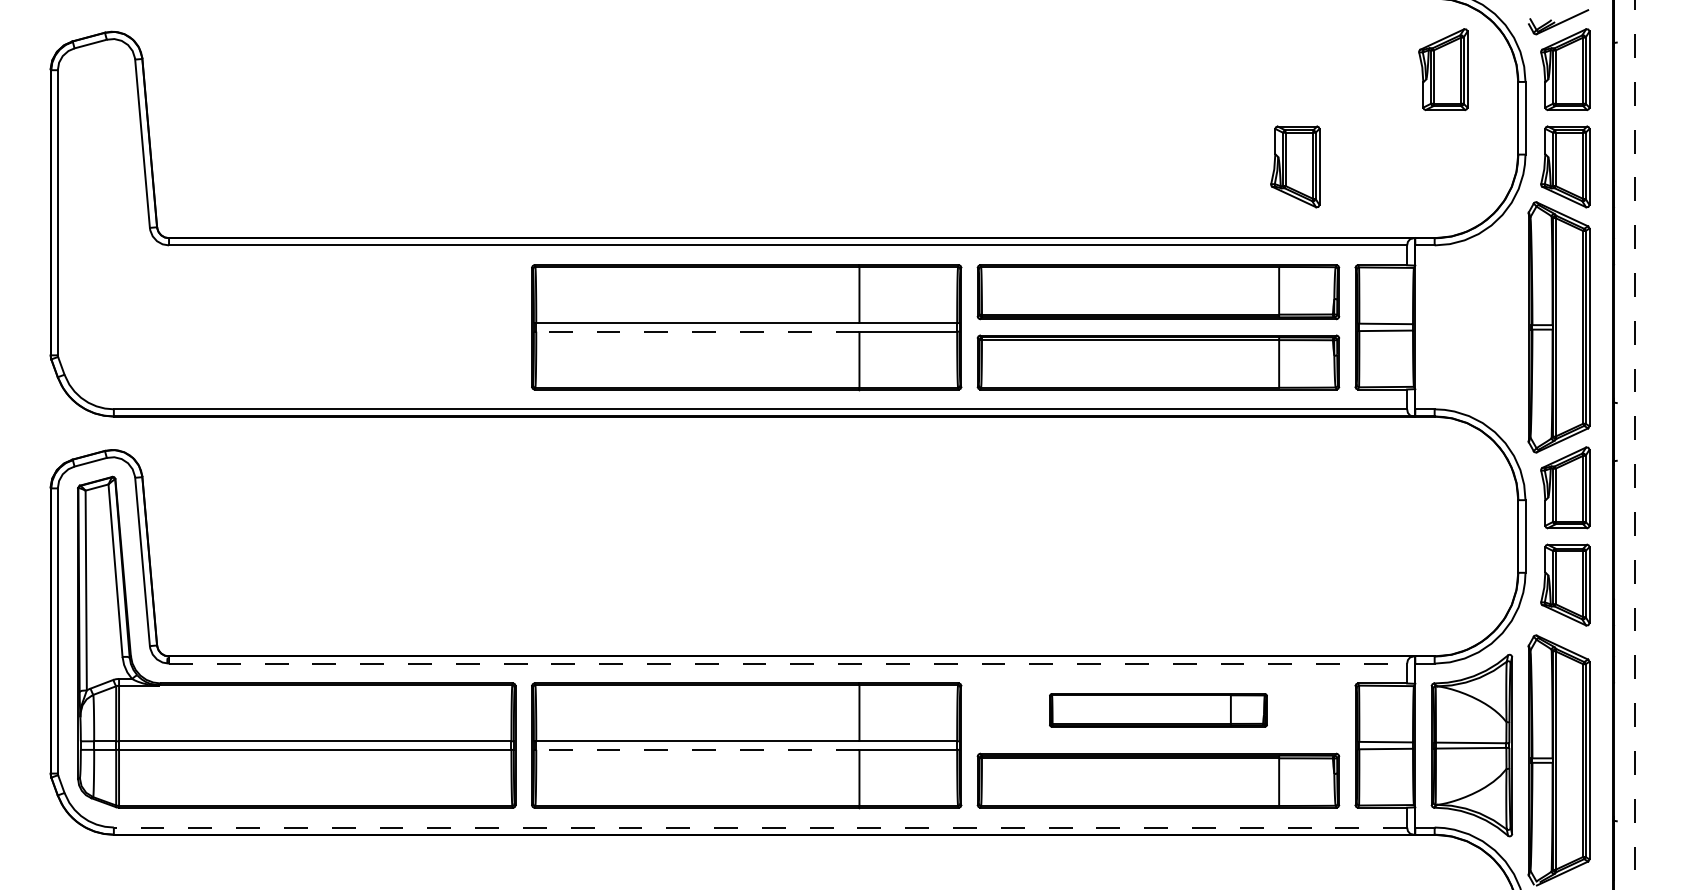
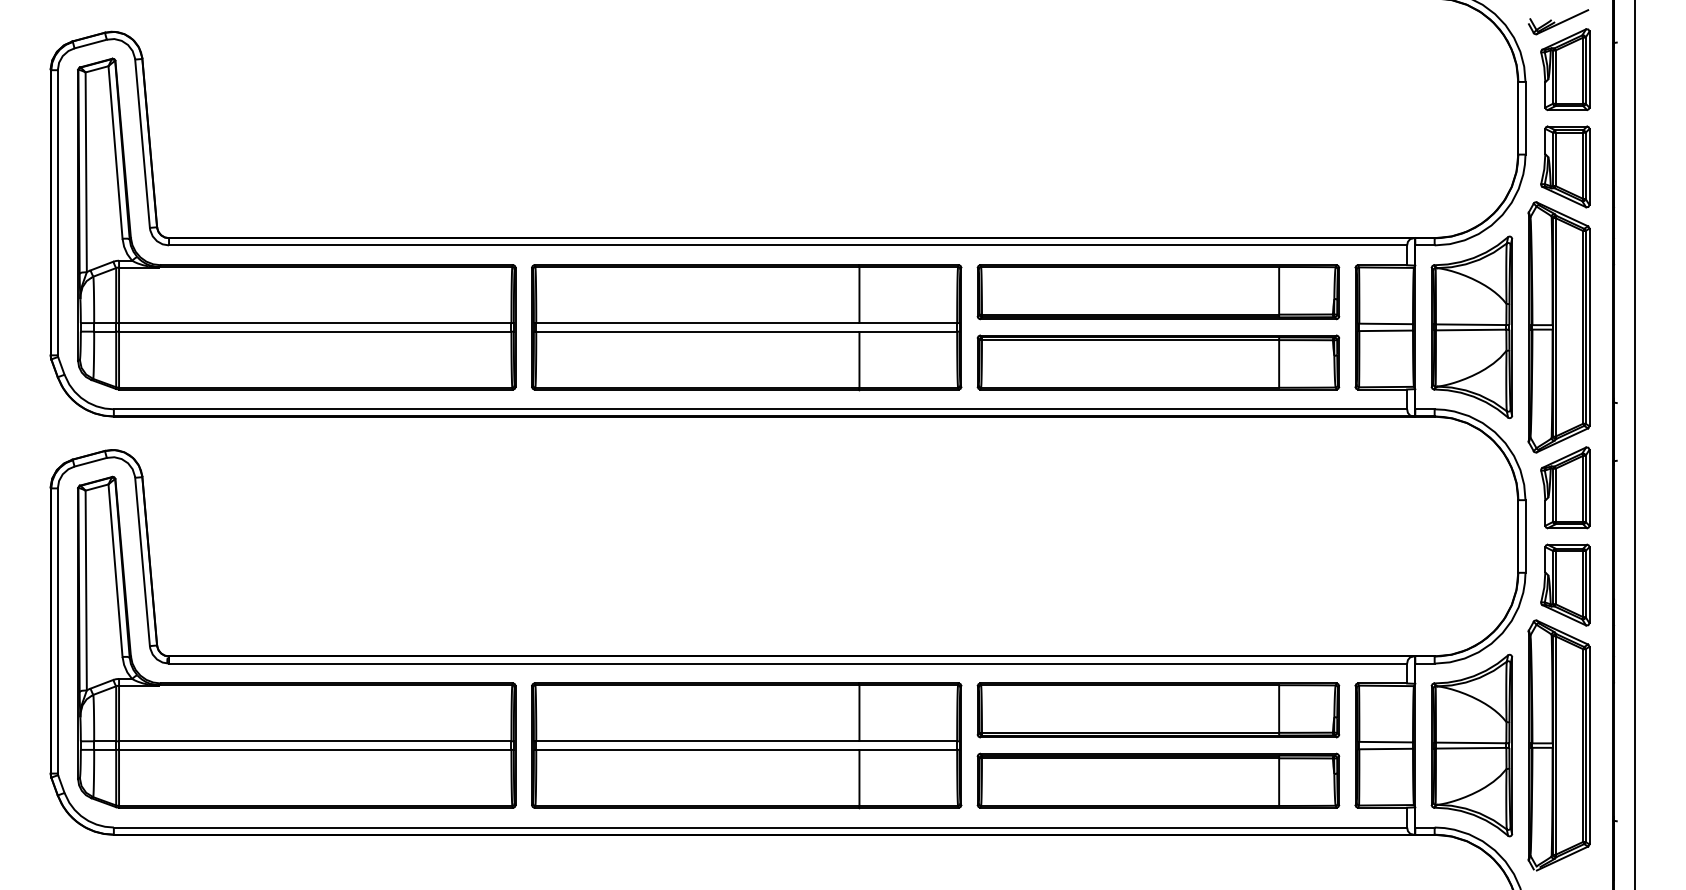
part: present -> none (1443, 69)
part: present -> none (1295, 166)
part: none -> present (296, 264)
part: none -> present (1471, 326)
line: dashed -> solid (697, 331)
line: dashed -> solid (1635, 445)
line: dashed -> solid (788, 663)
part size: 219x35 px -> 365x57 px (1158, 710)
line: dashed -> solid (697, 749)
part position: (1558, 760) -> (1558, 745) (1558, 745)
line: dashed -> solid (760, 827)
